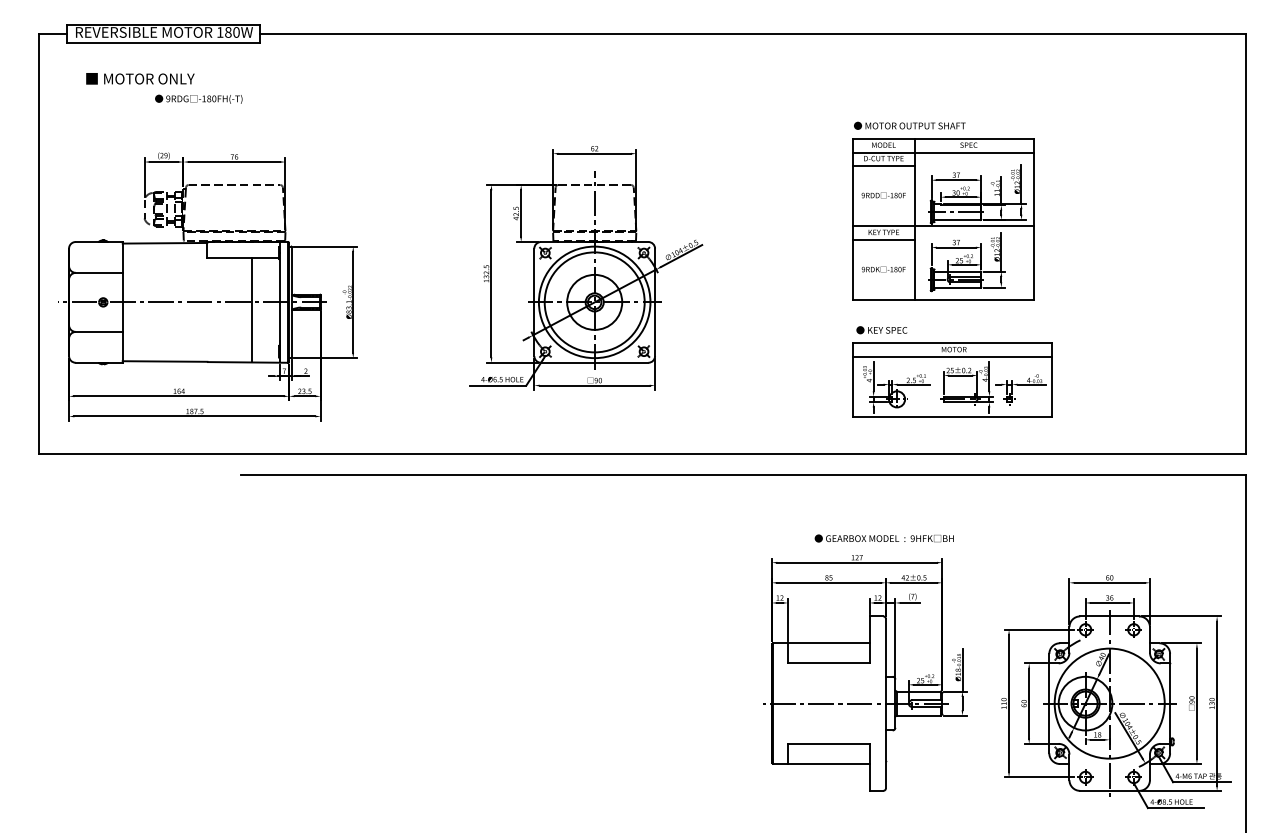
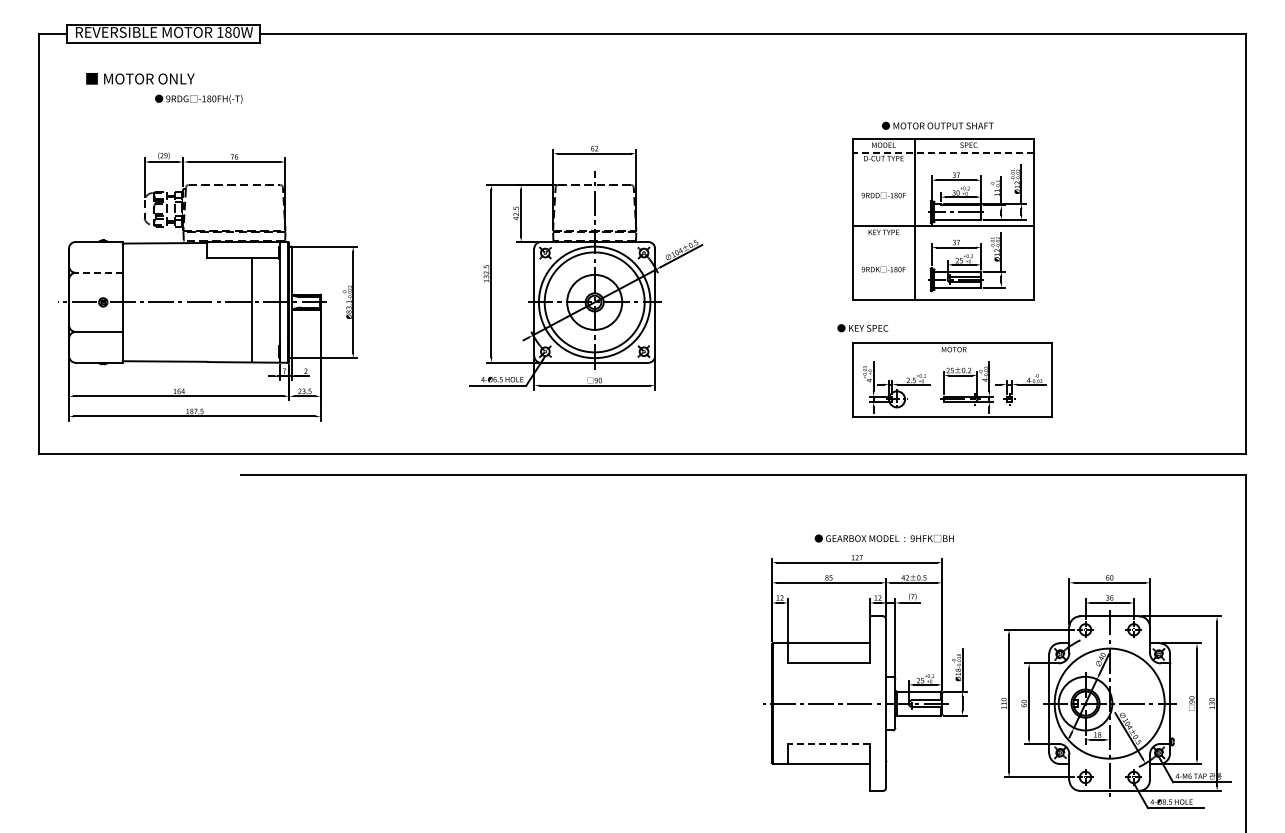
text position: (909, 125) -> (937, 125) (937, 125)
line: solid -> dashed (943, 152)
line: present -> none (883, 165)
line: present -> none (883, 239)
line: solid -> dashed (98, 272)
text position: (881, 330) -> (862, 328) (862, 328)
line: present -> none (951, 356)
line: solid -> dashed (828, 743)
